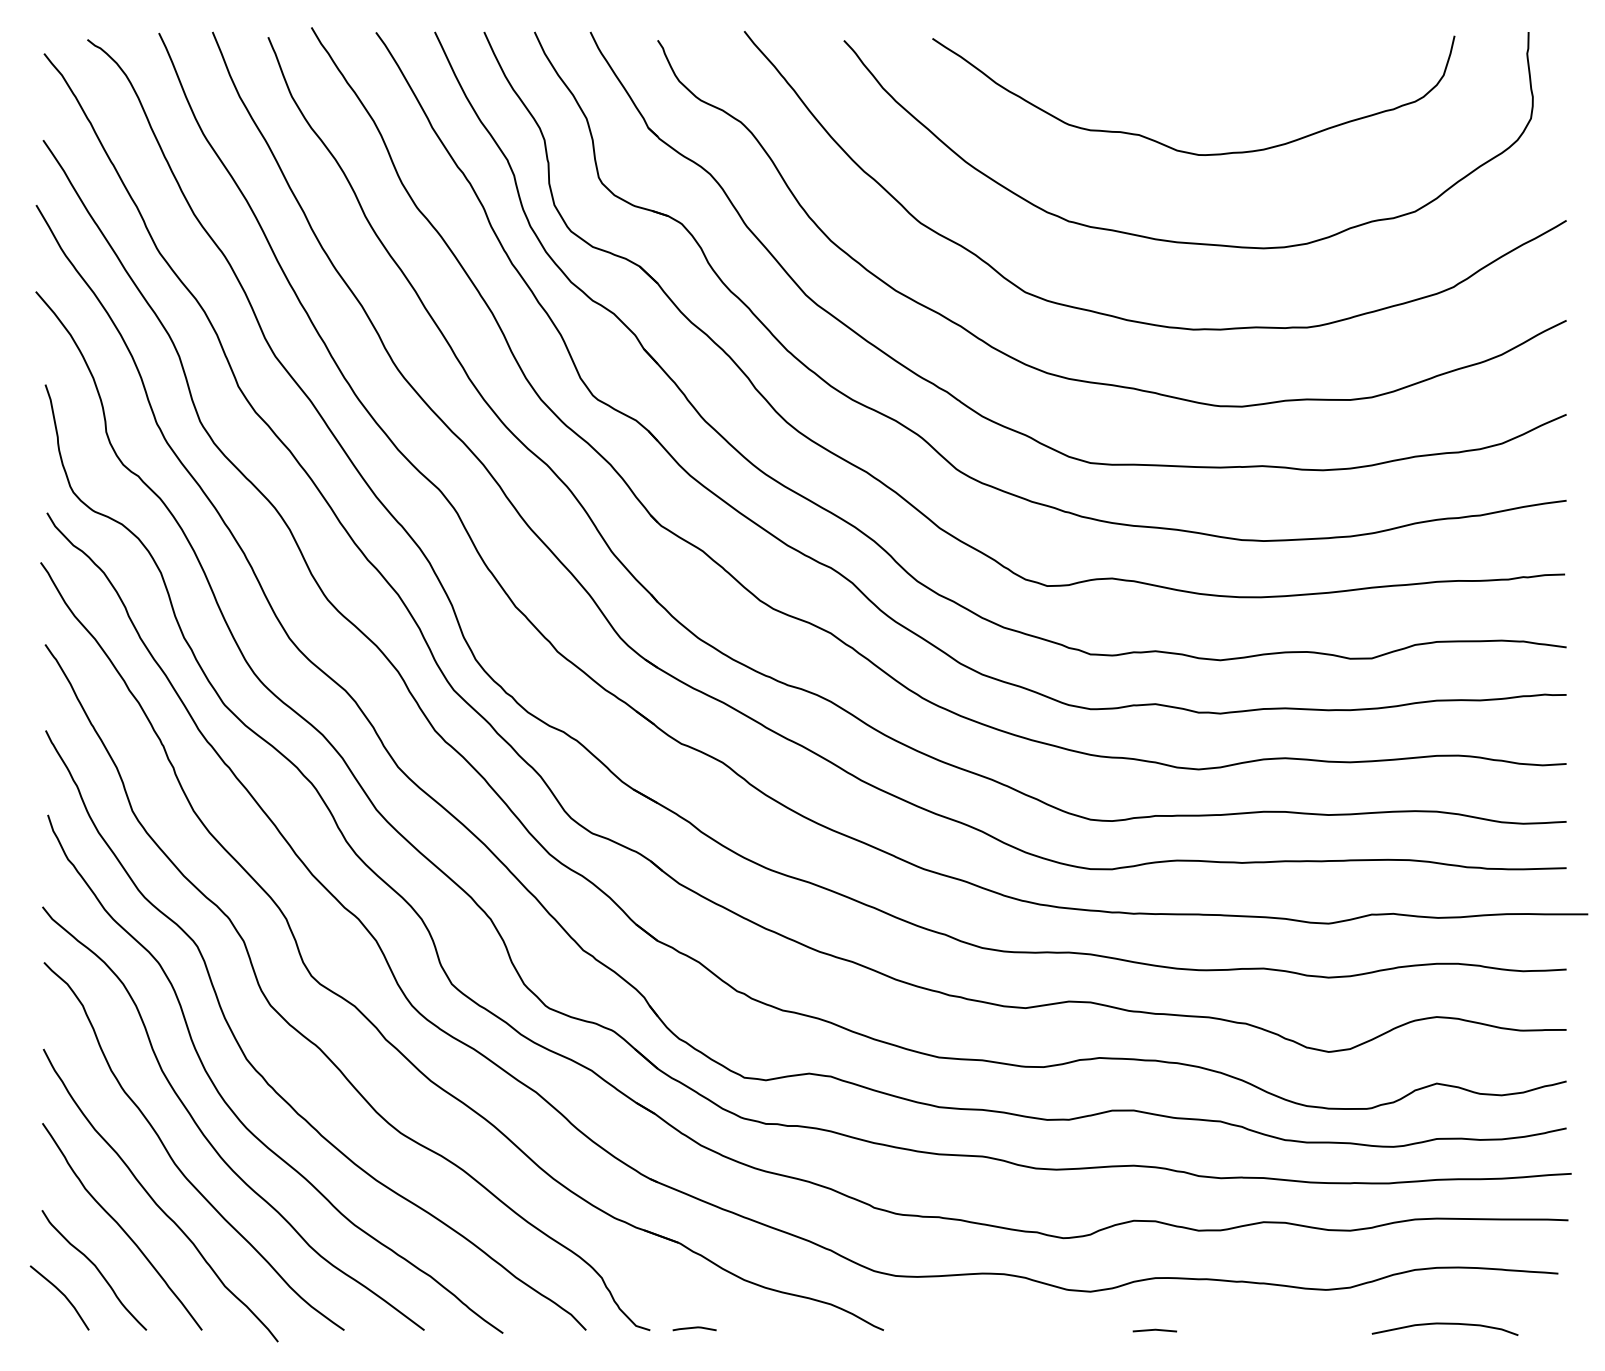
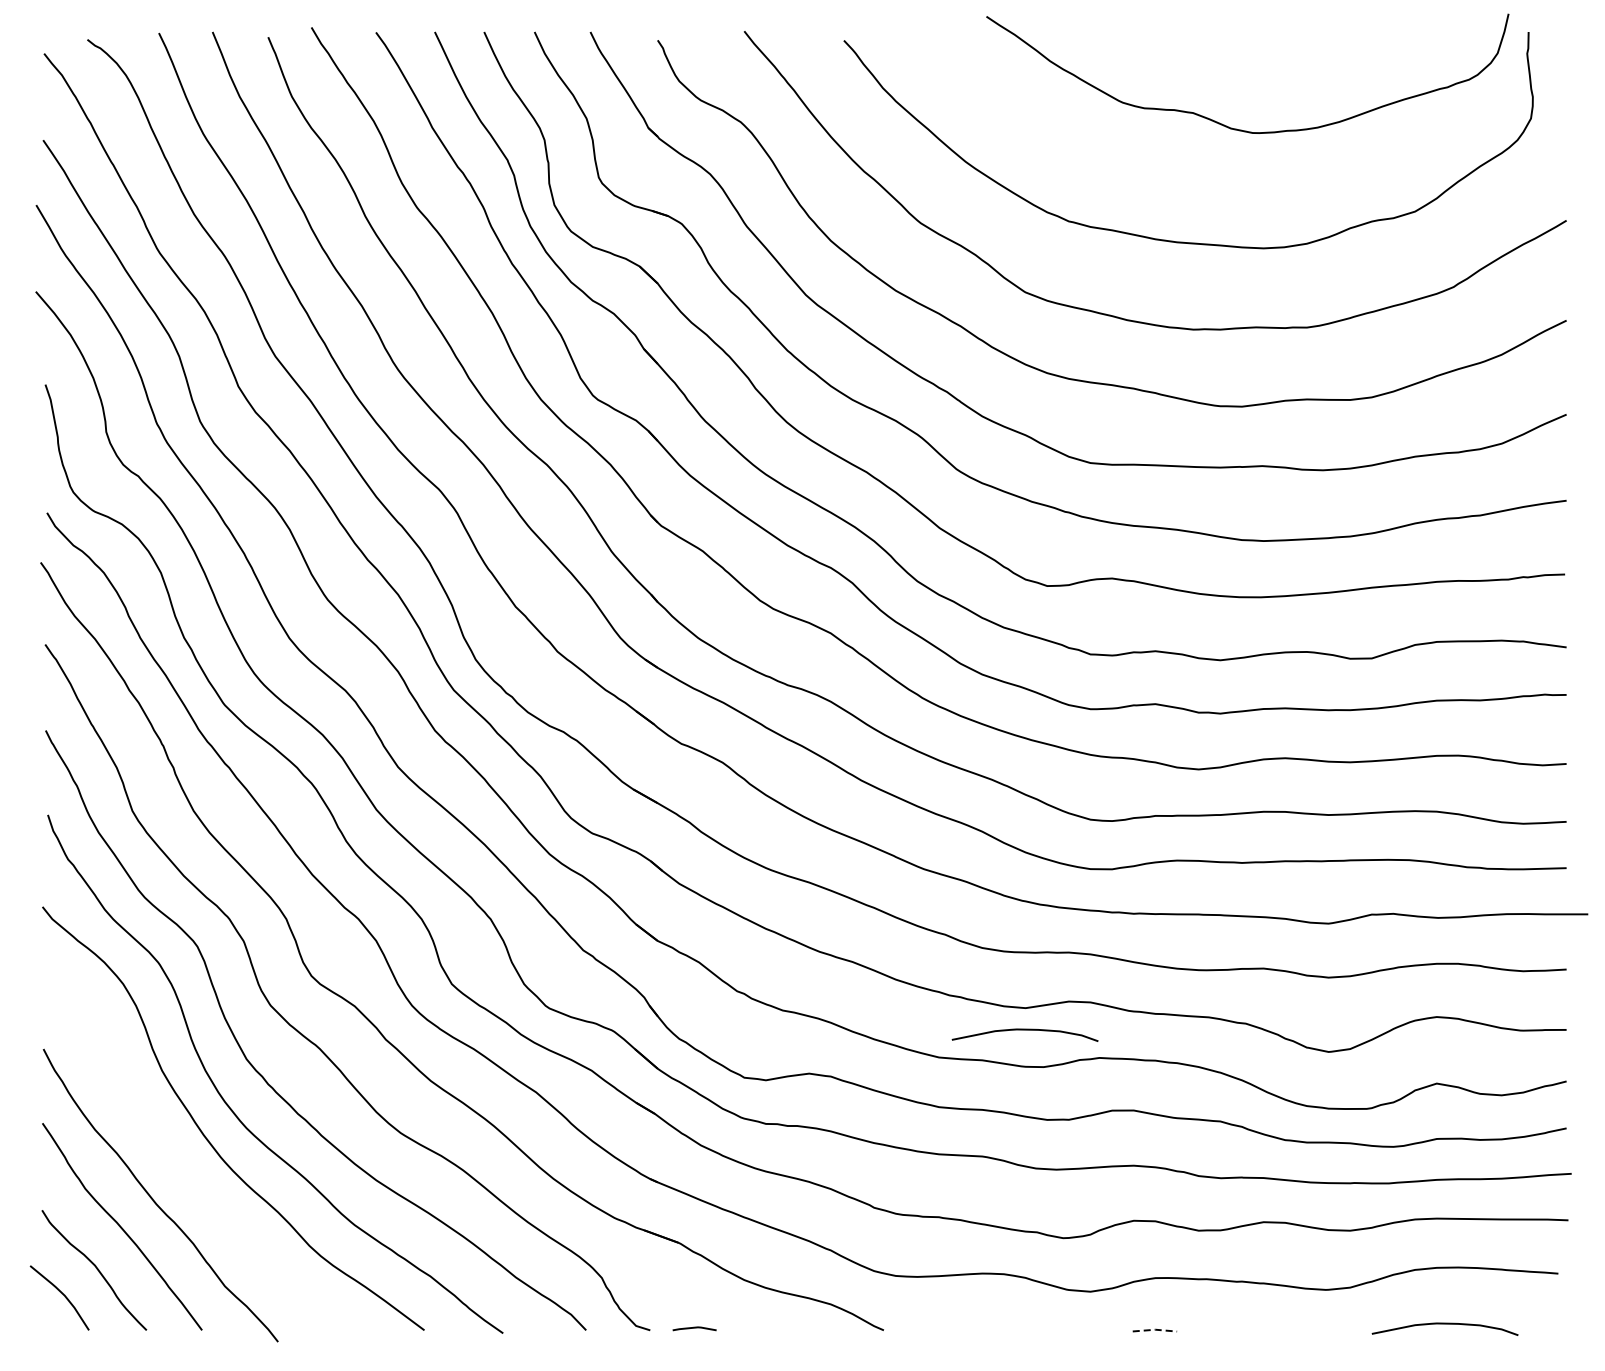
curve position: (1168, 145) -> (1222, 123) (1222, 123)
curve: none -> present (1024, 1030)
curve: present -> none (173, 1159)
line: solid -> dashed (1155, 1329)
